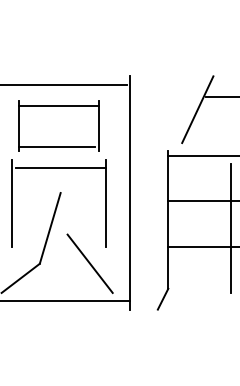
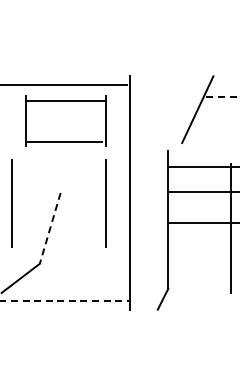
line: solid -> dashed (223, 97)
part position: (58, 106) -> (65, 101) (65, 101)
line position: (202, 156) -> (202, 167) (202, 167)
line: present -> none (60, 168)
line position: (202, 201) -> (202, 192) (202, 192)
line: solid -> dashed (50, 228)
line position: (202, 247) -> (202, 223) (202, 223)
line: present -> none (89, 263)
line: solid -> dashed (65, 301)
